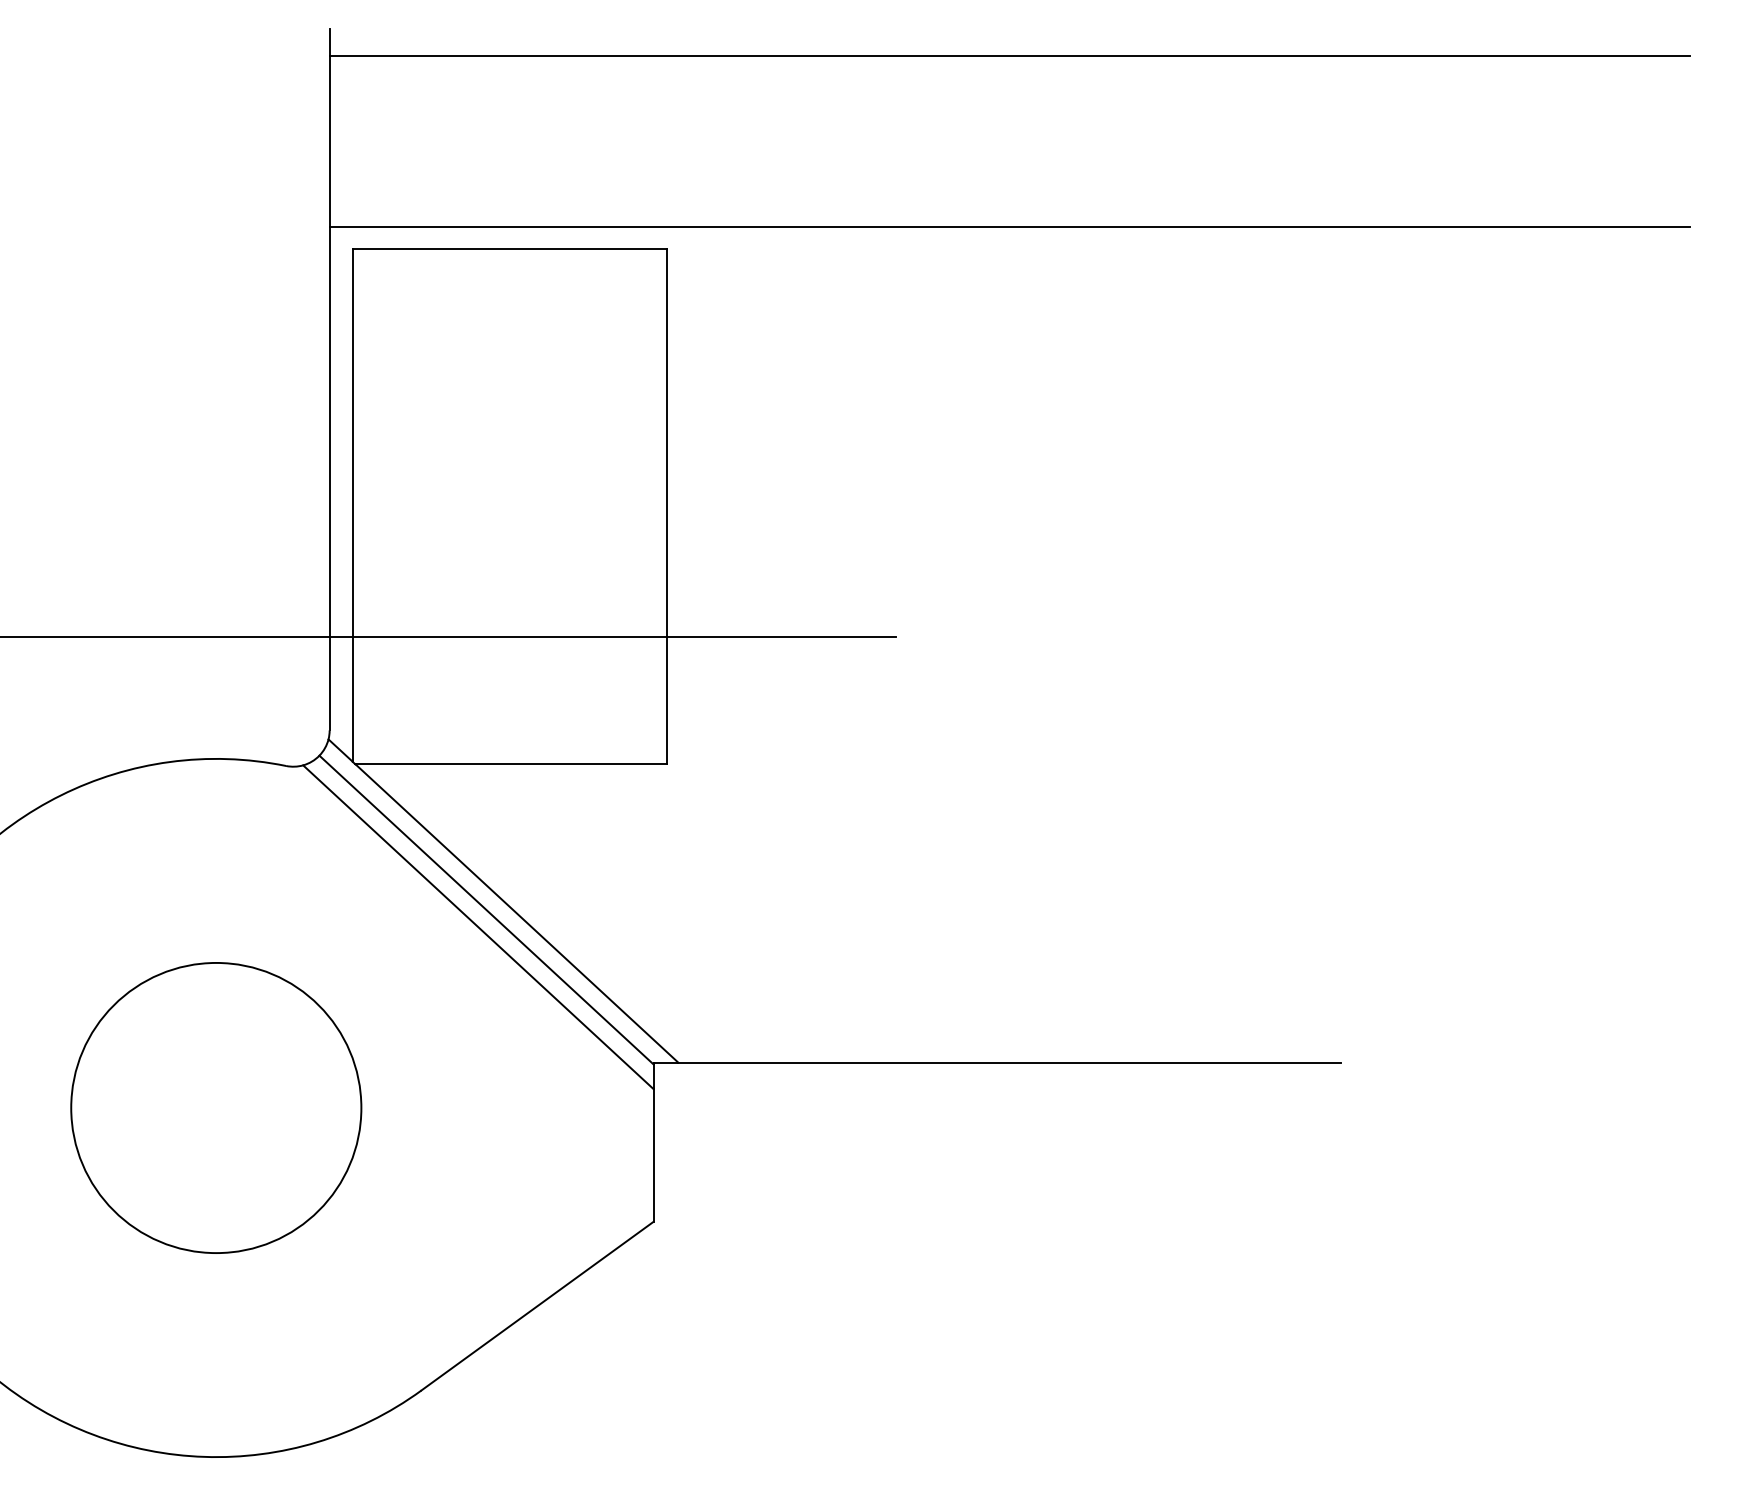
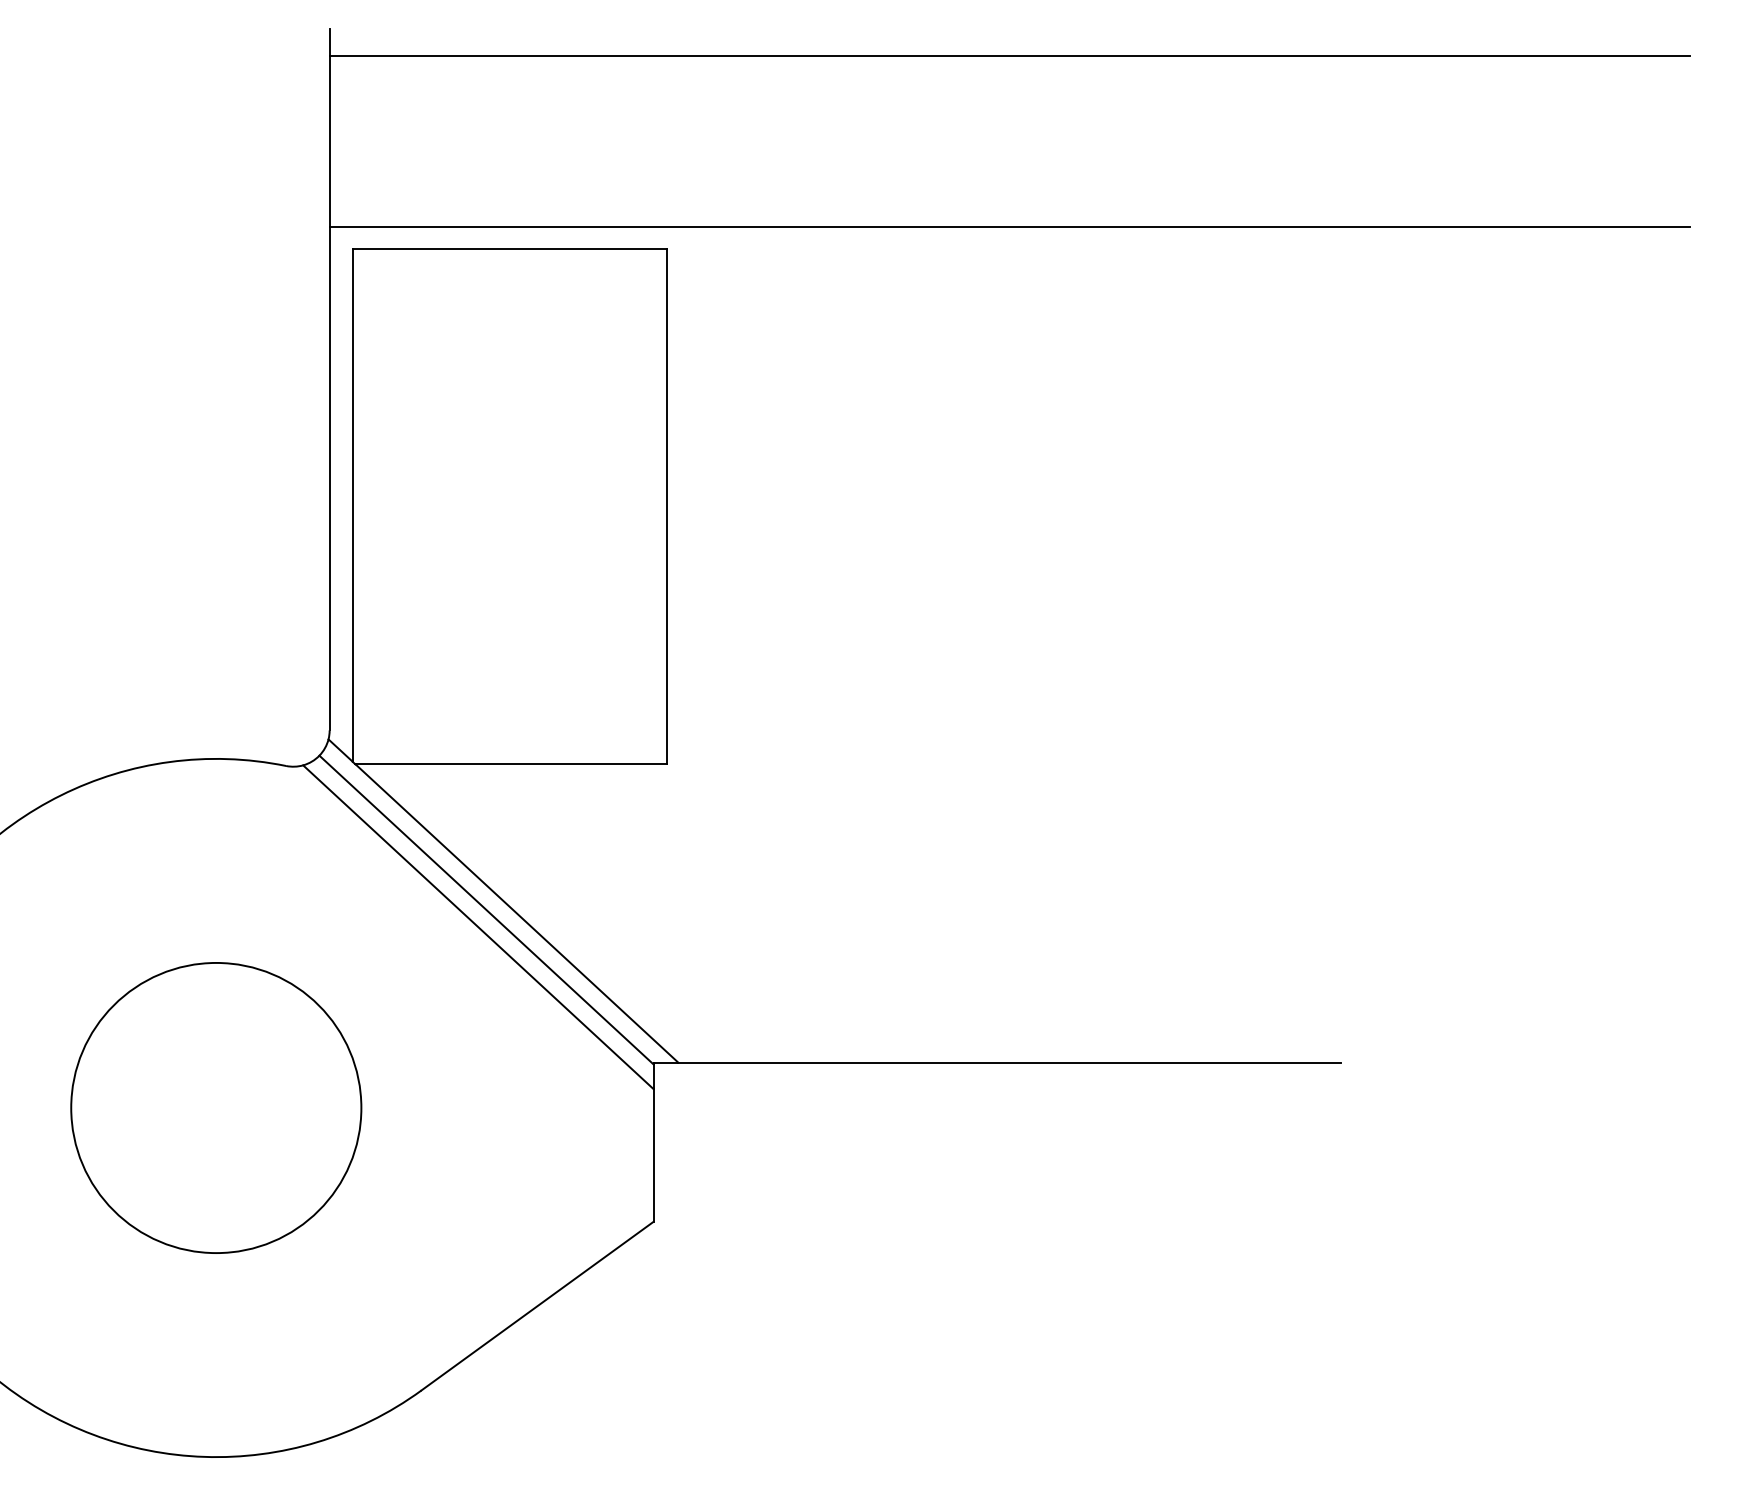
line: present -> none (449, 637)
